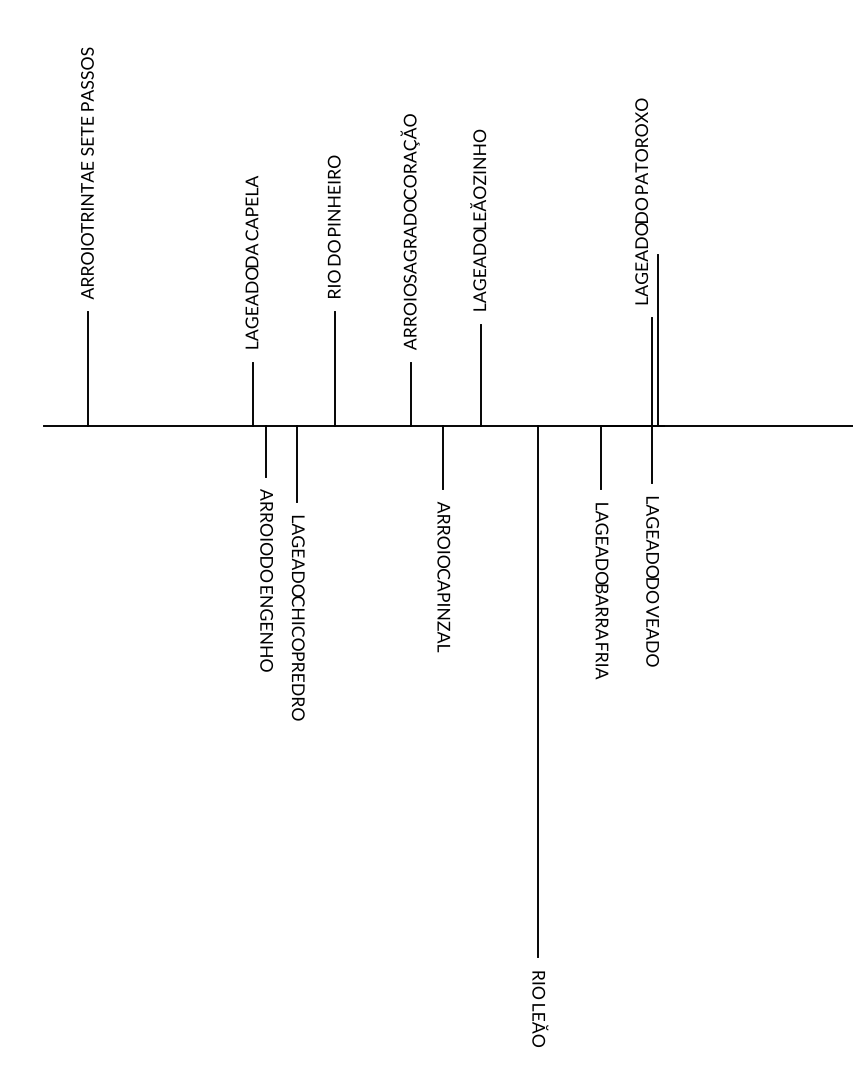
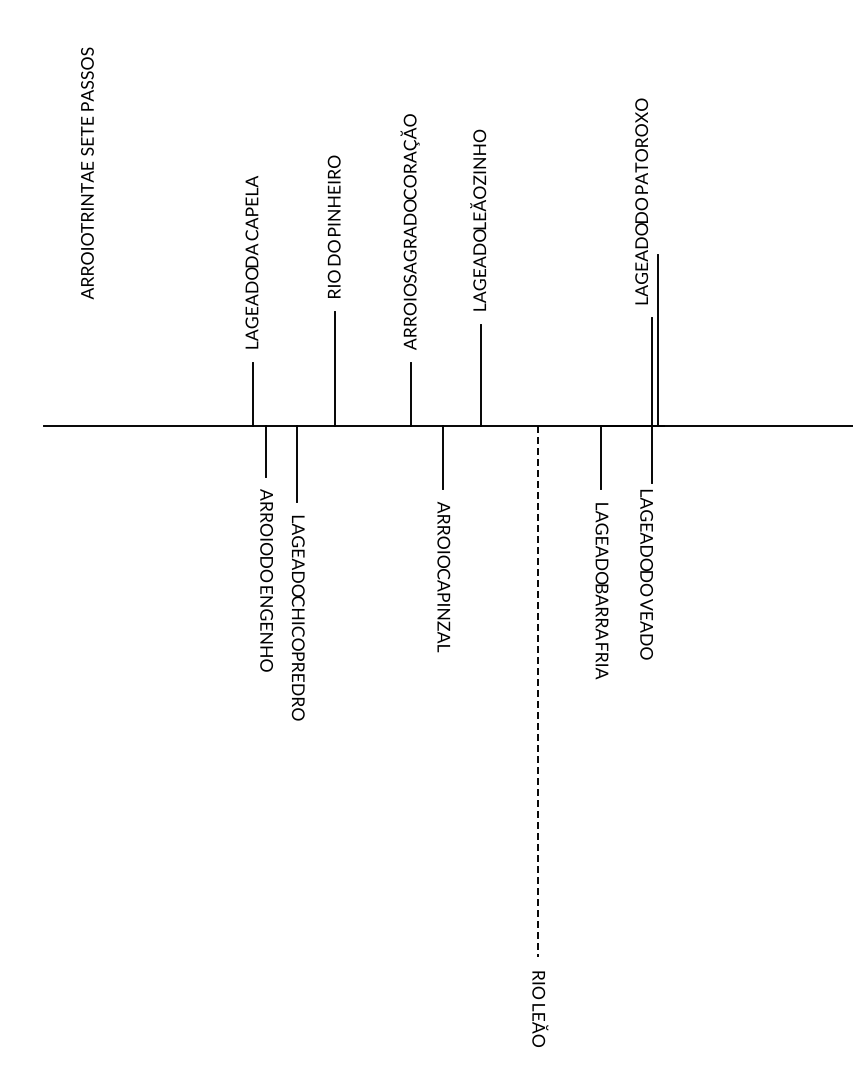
line: present -> none (88, 368)
text position: (652, 581) -> (646, 574) (646, 574)
line: solid -> dashed (537, 691)
